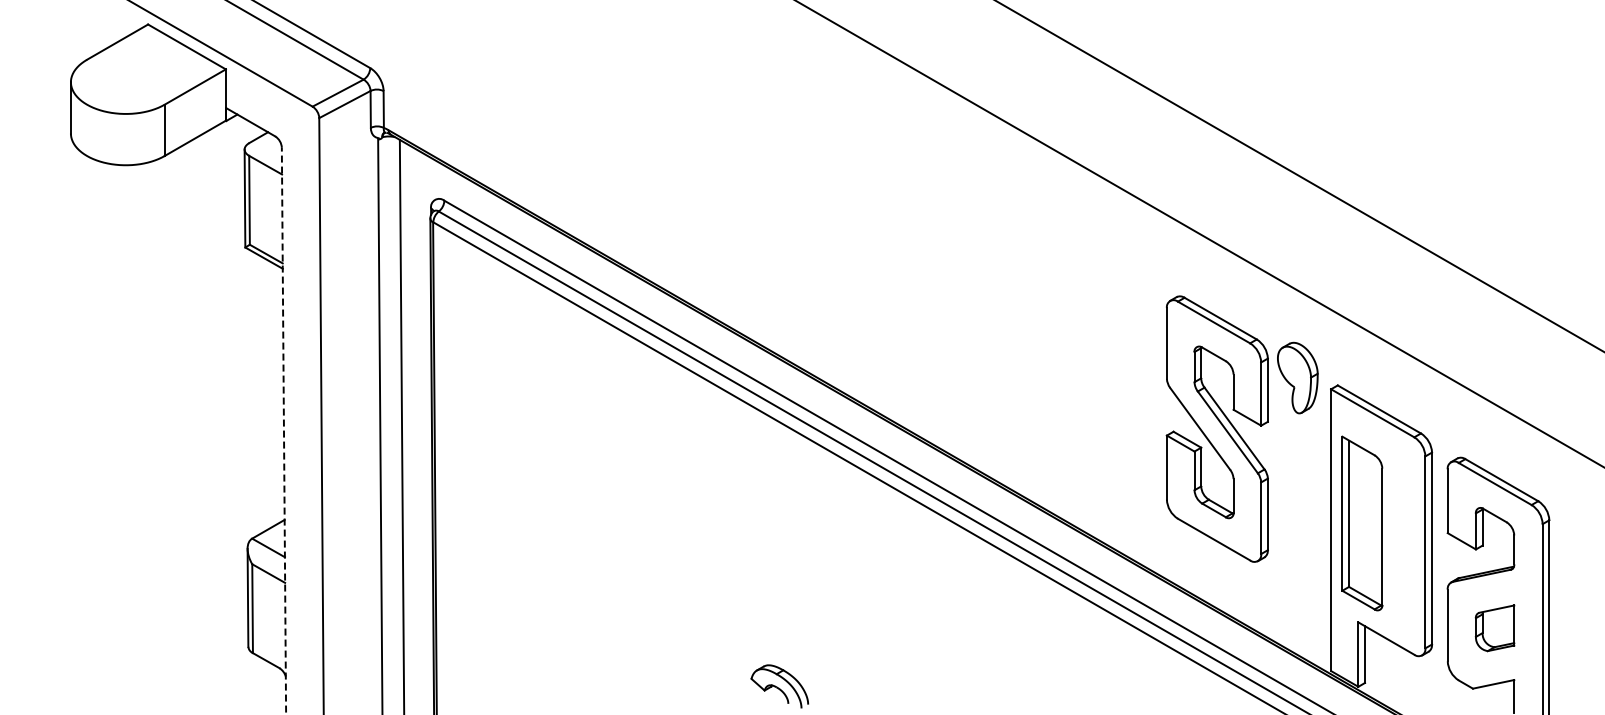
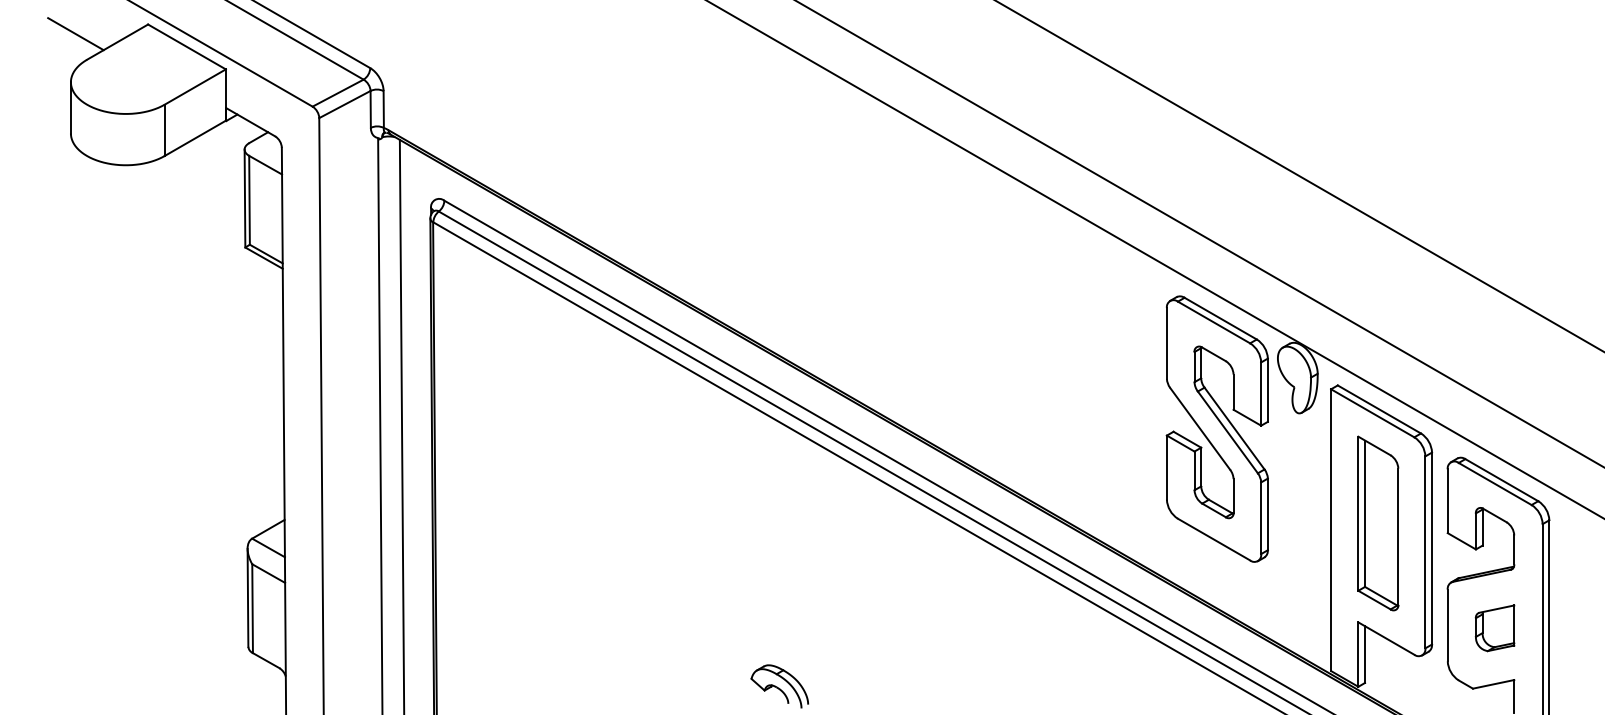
line: none -> present (75, 34)
line: none -> present (1155, 259)
line: dashed -> solid (283, 430)
part position: (1362, 523) -> (1378, 523) (1378, 523)
